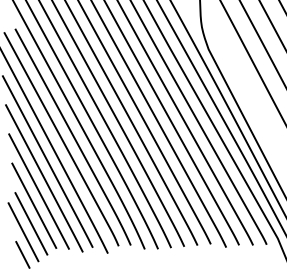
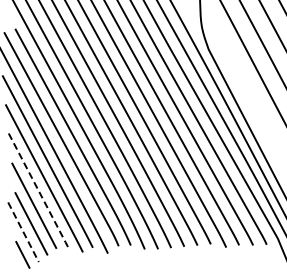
line: solid -> dashed (39, 192)
line: solid -> dashed (23, 232)
